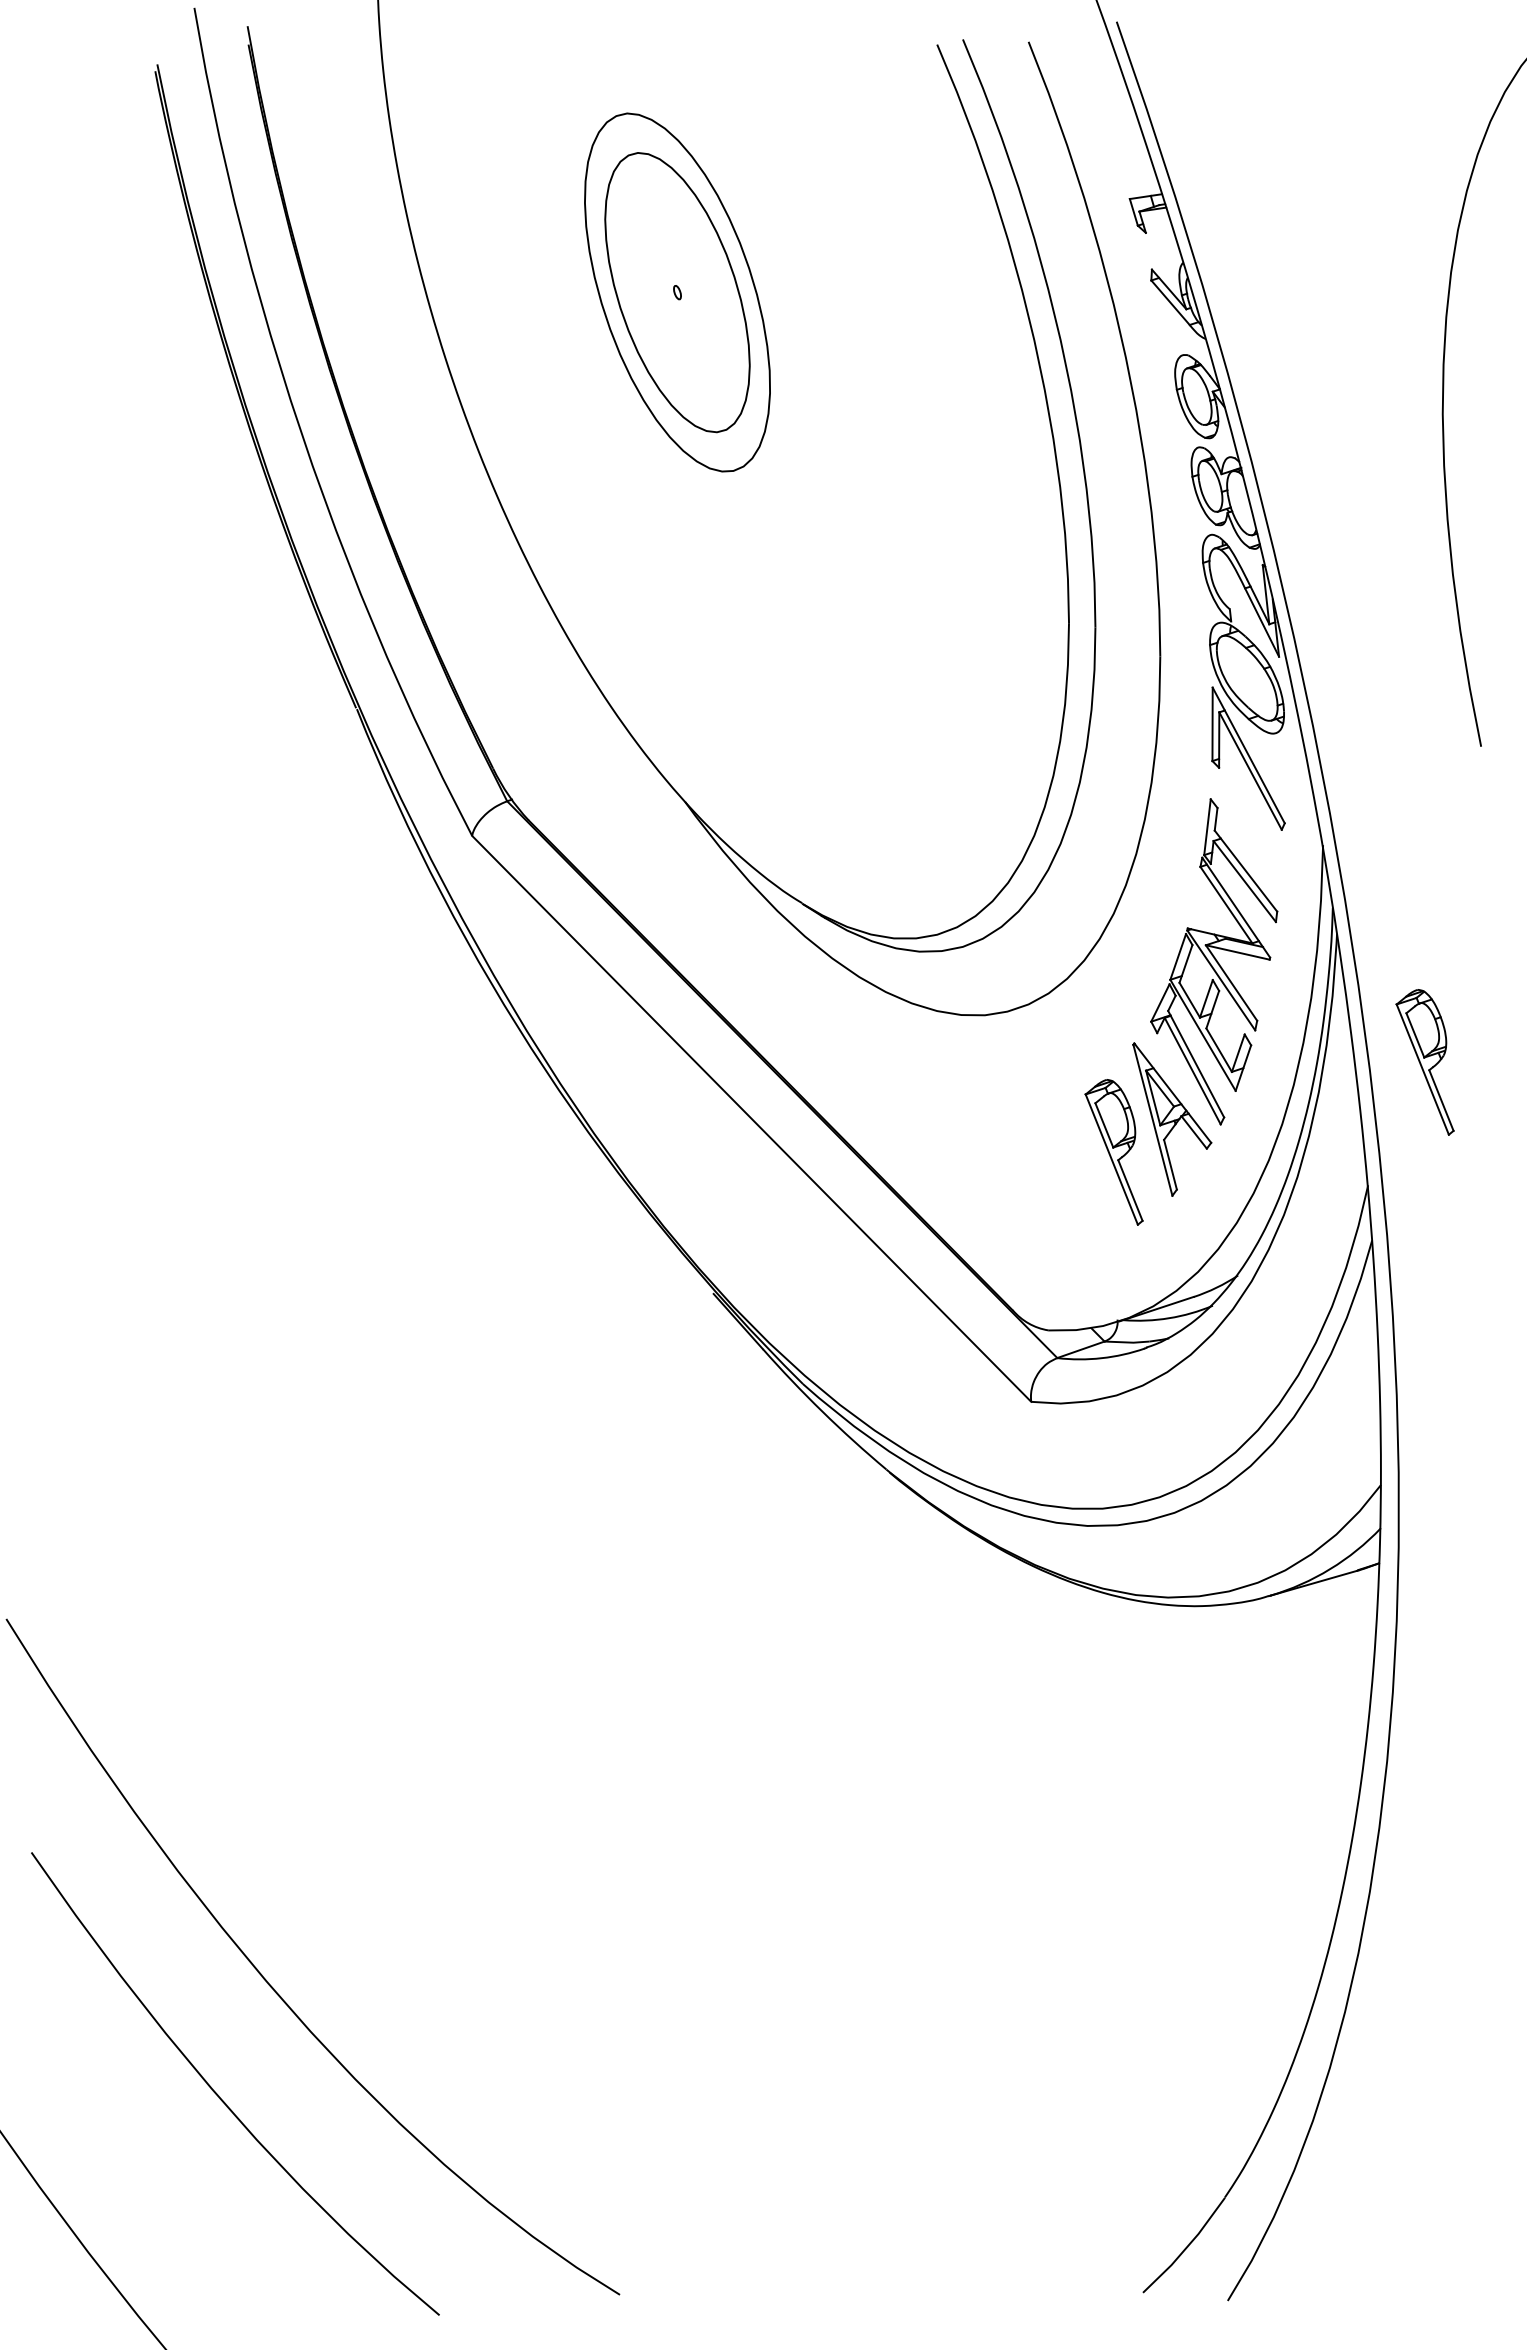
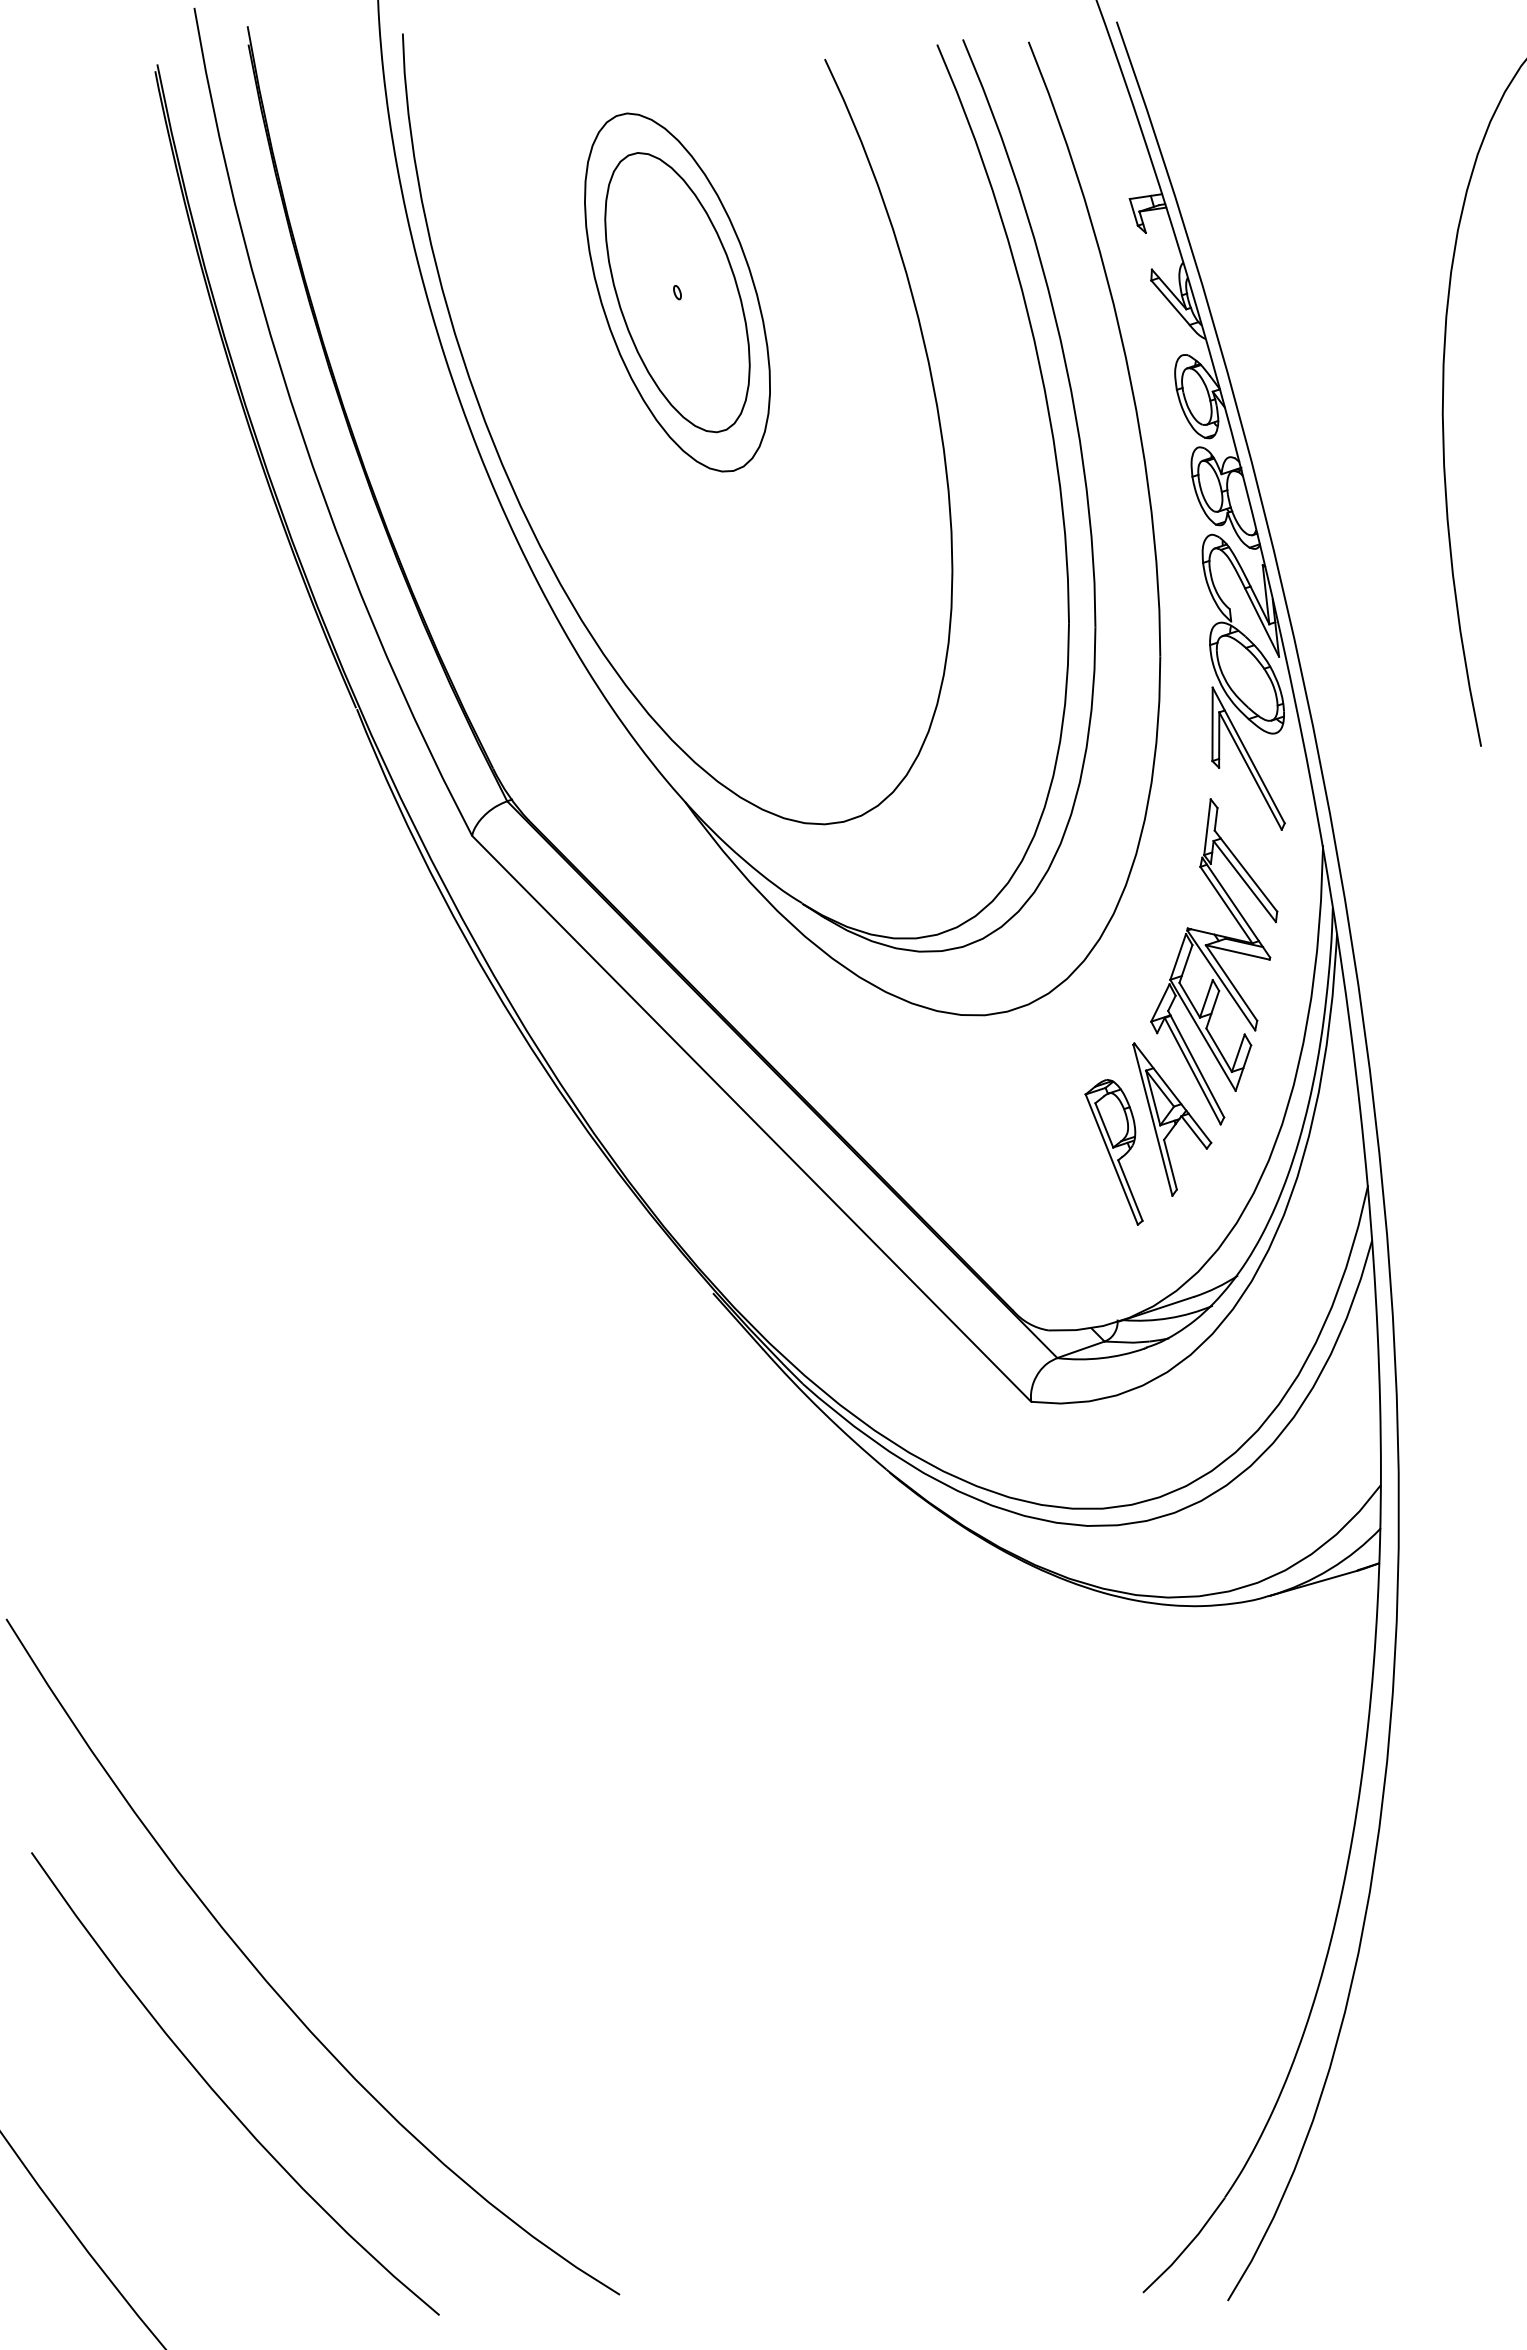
part: none -> present (519, 500)
part: present -> none (1424, 1062)
